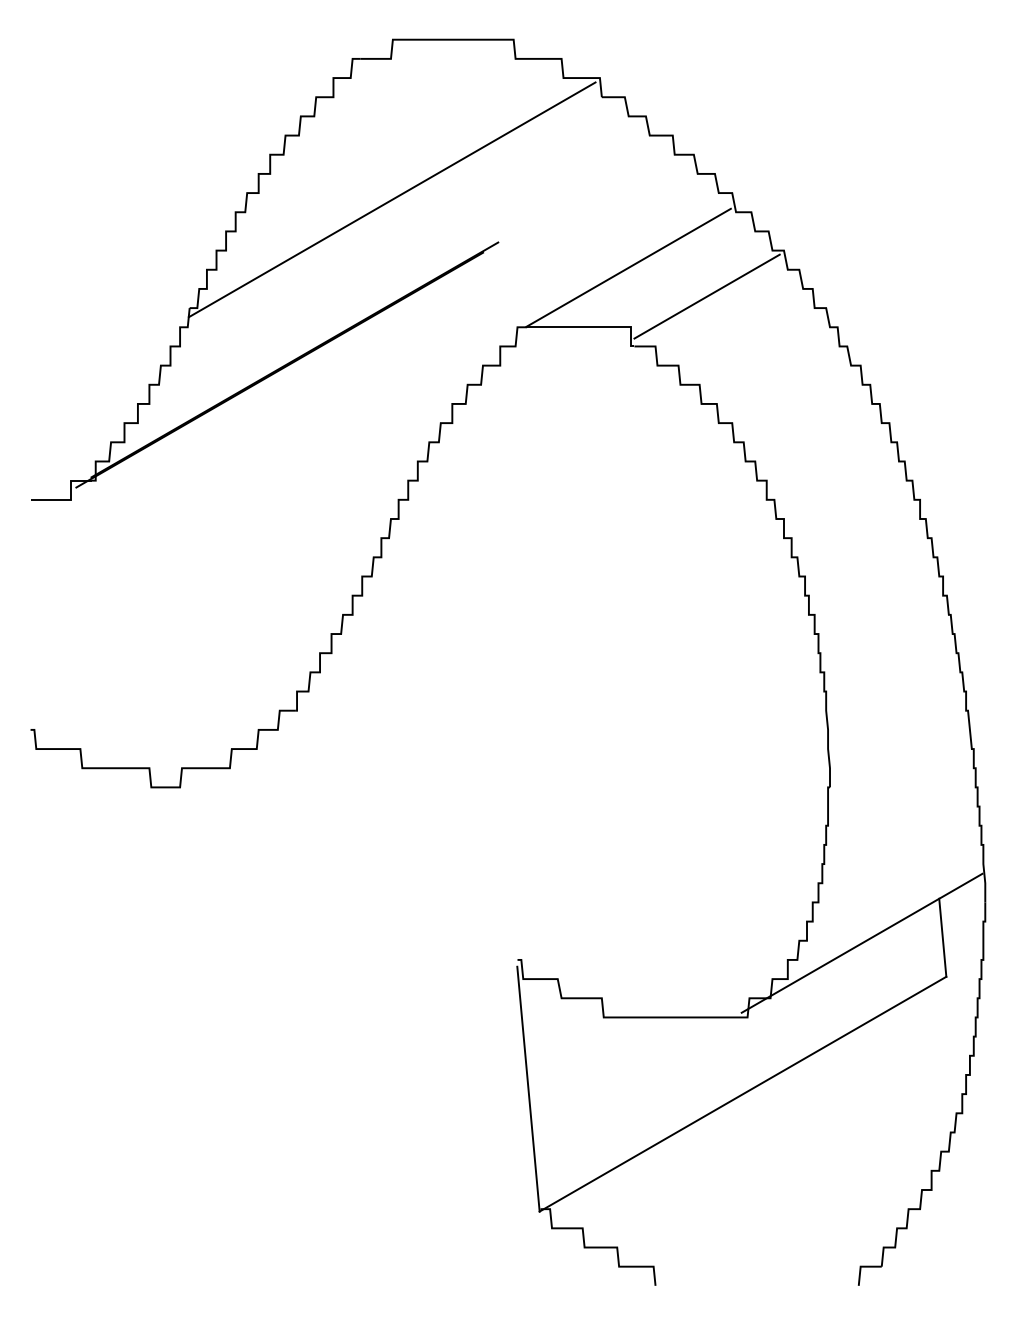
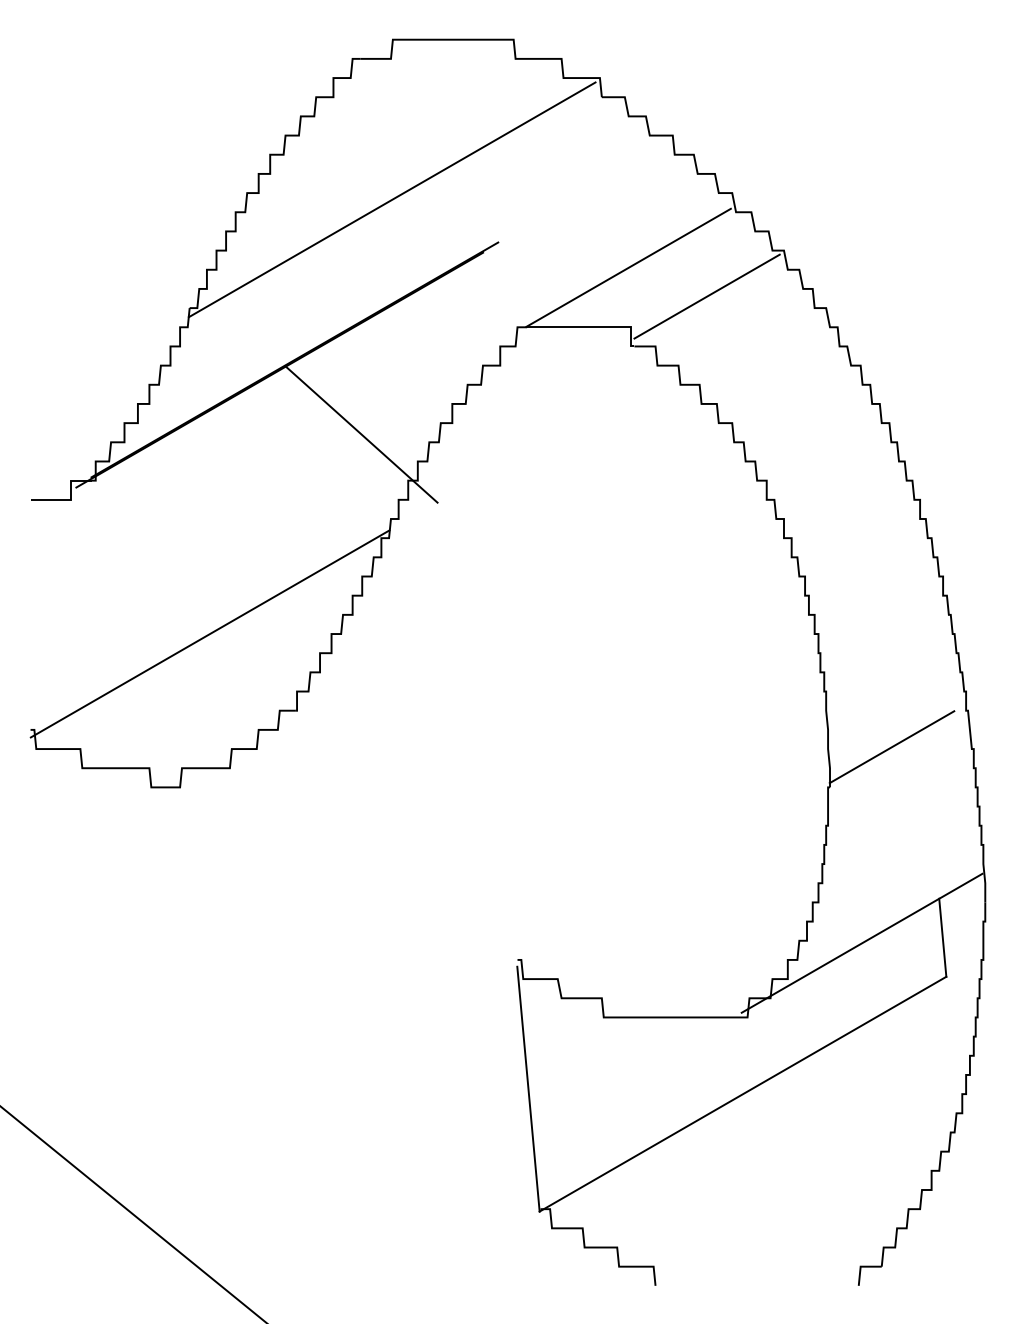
line: none -> present (361, 434)
line: none -> present (209, 633)
line: none -> present (891, 747)
line: none -> present (133, 1214)
